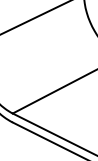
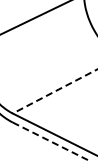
line: solid -> dashed (55, 91)
line: solid -> dashed (51, 141)
